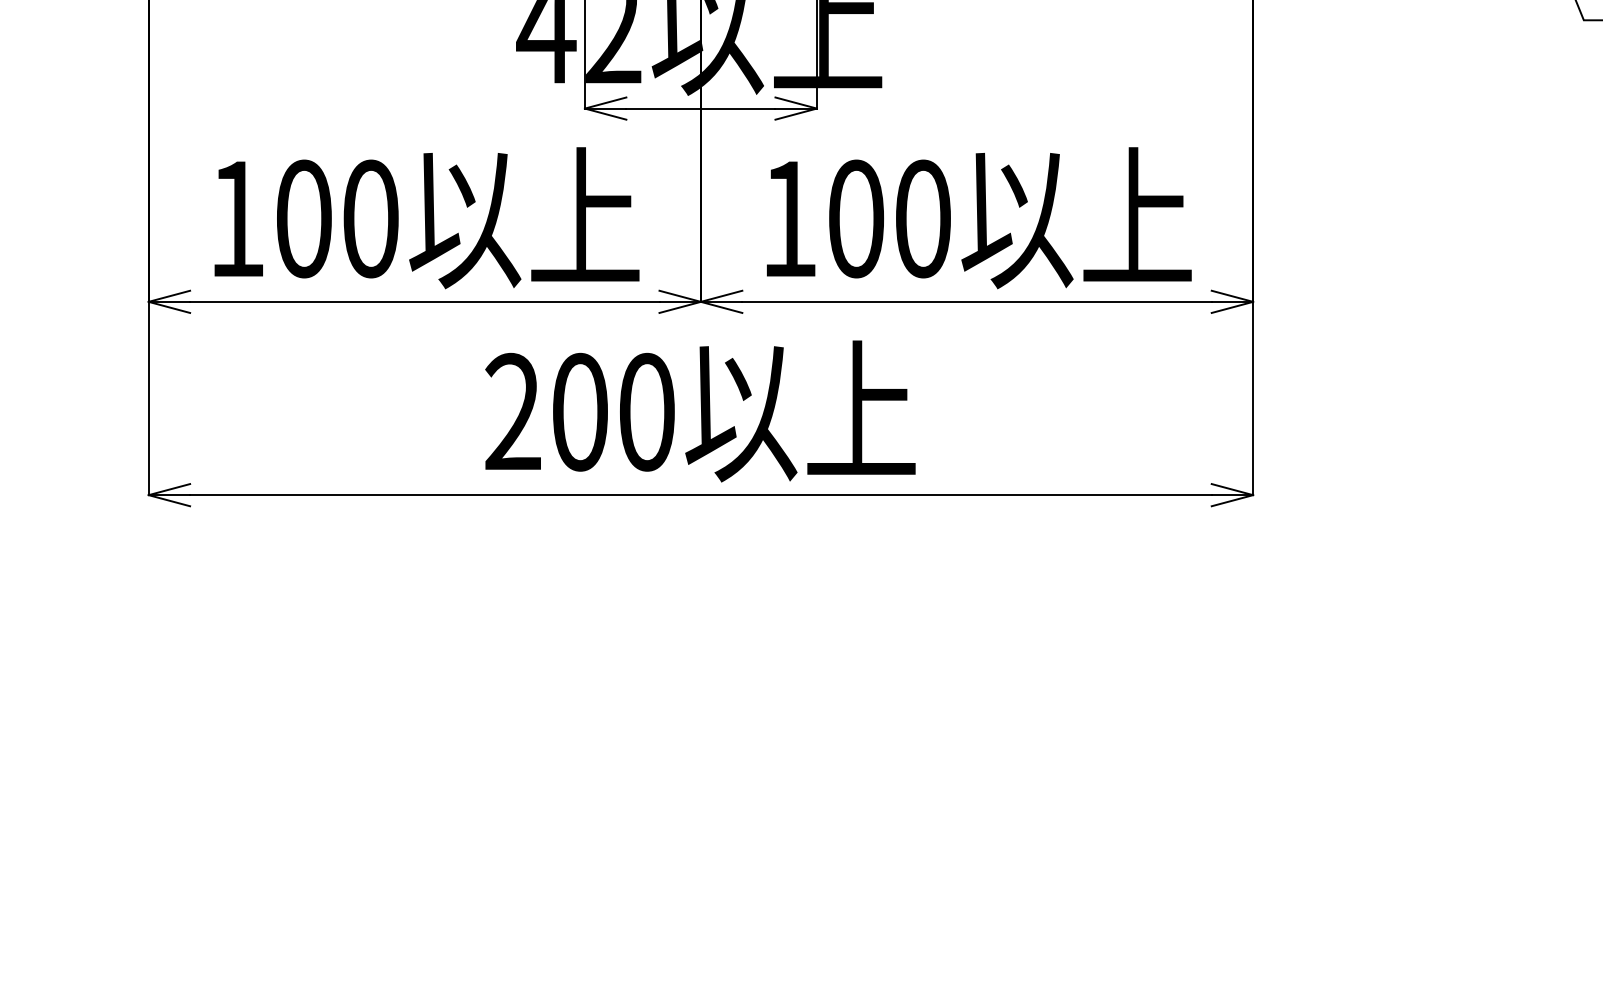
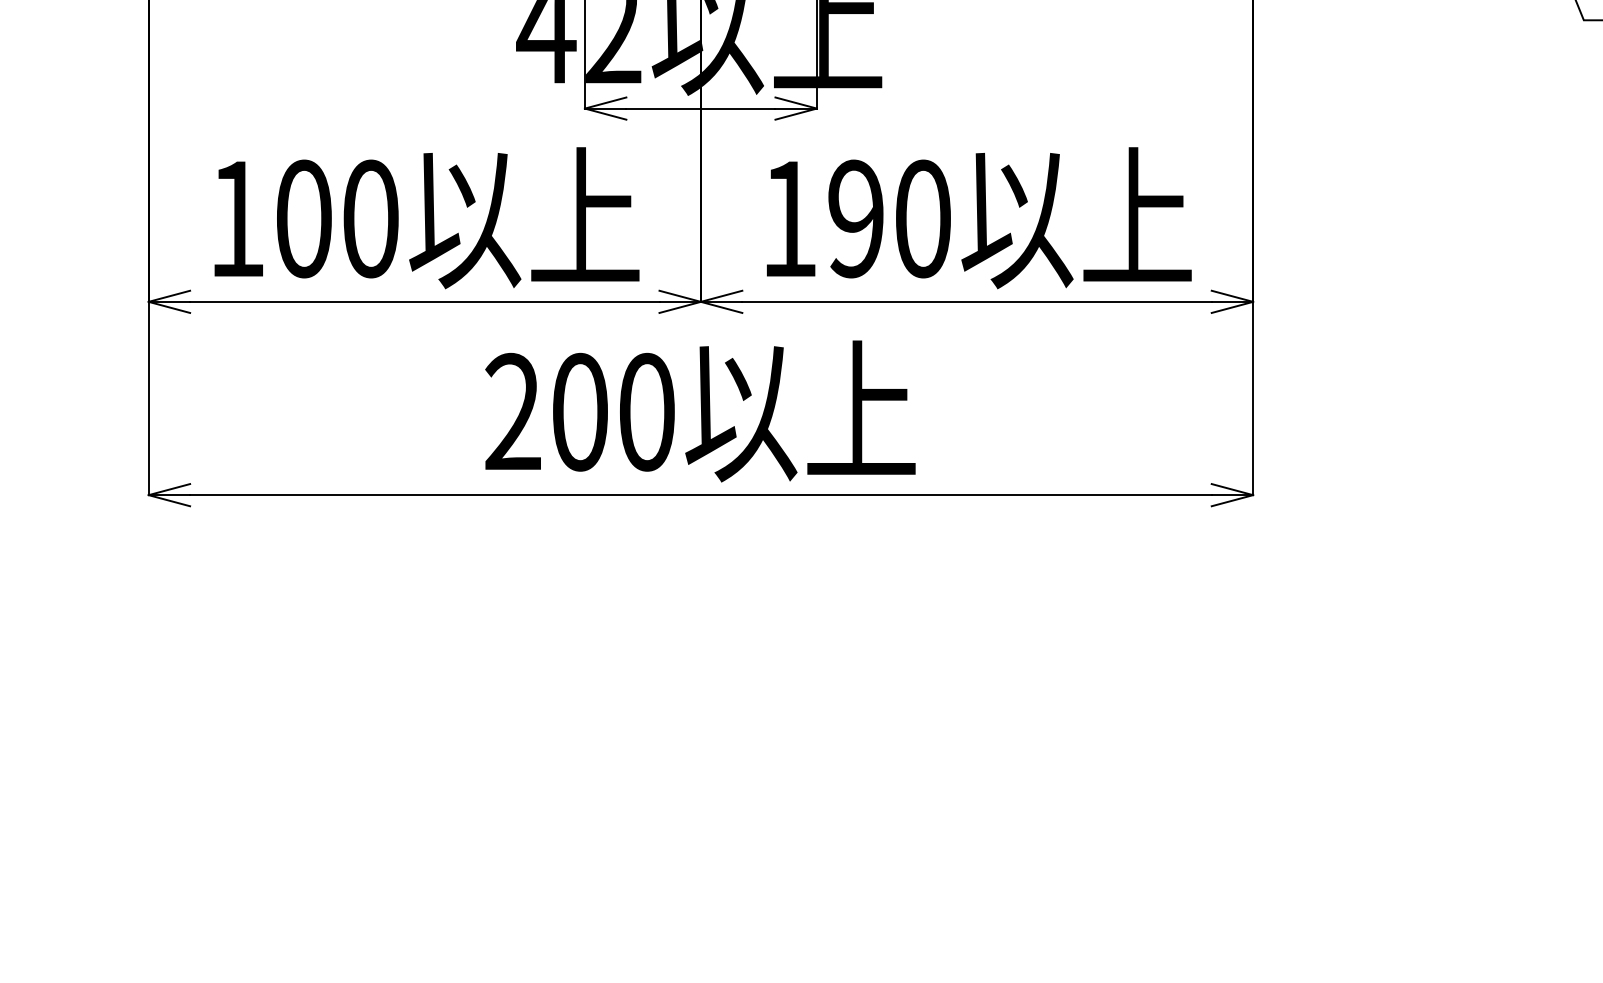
text: 100 -> 190 (856, 218)
